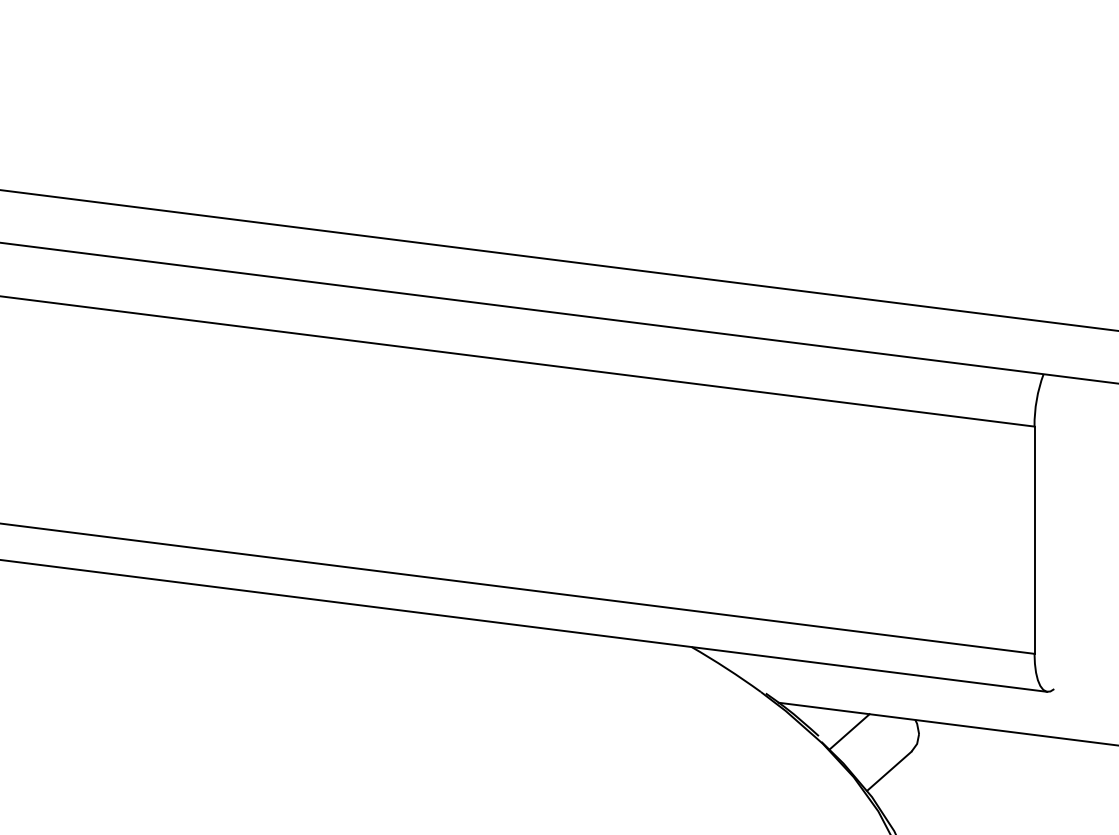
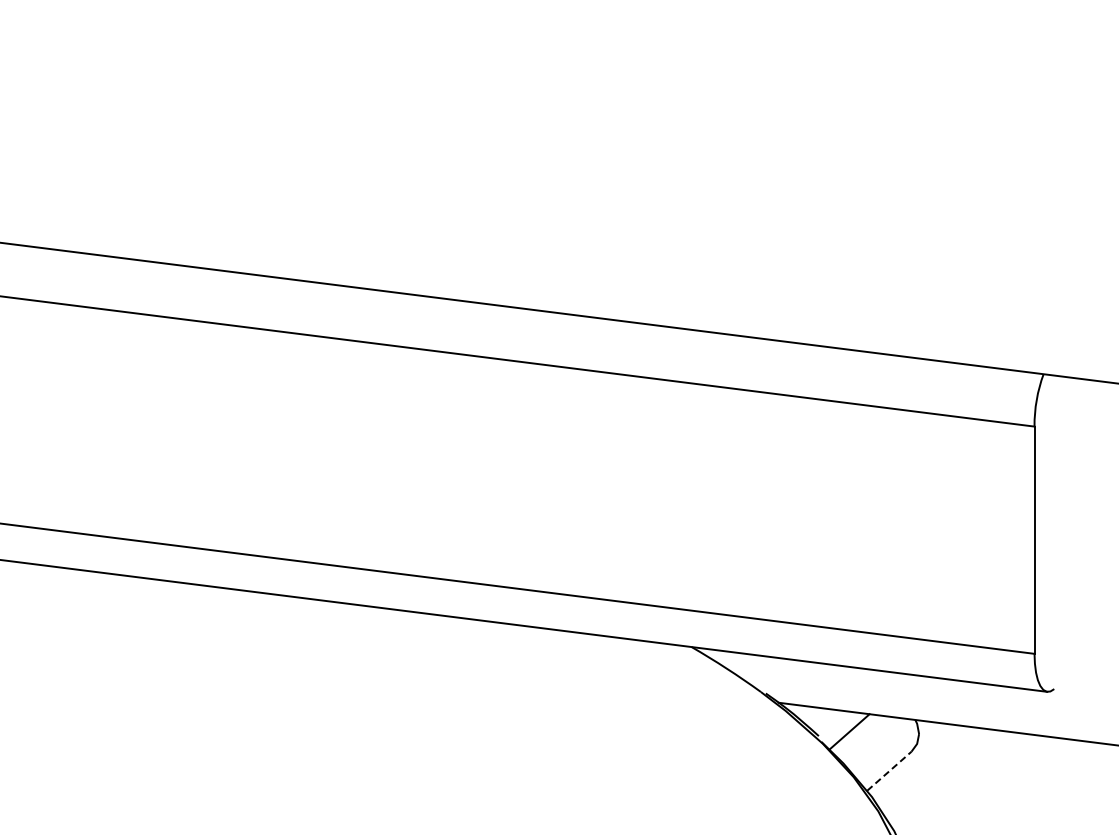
line: present -> none (558, 260)
line: solid -> dashed (889, 771)
